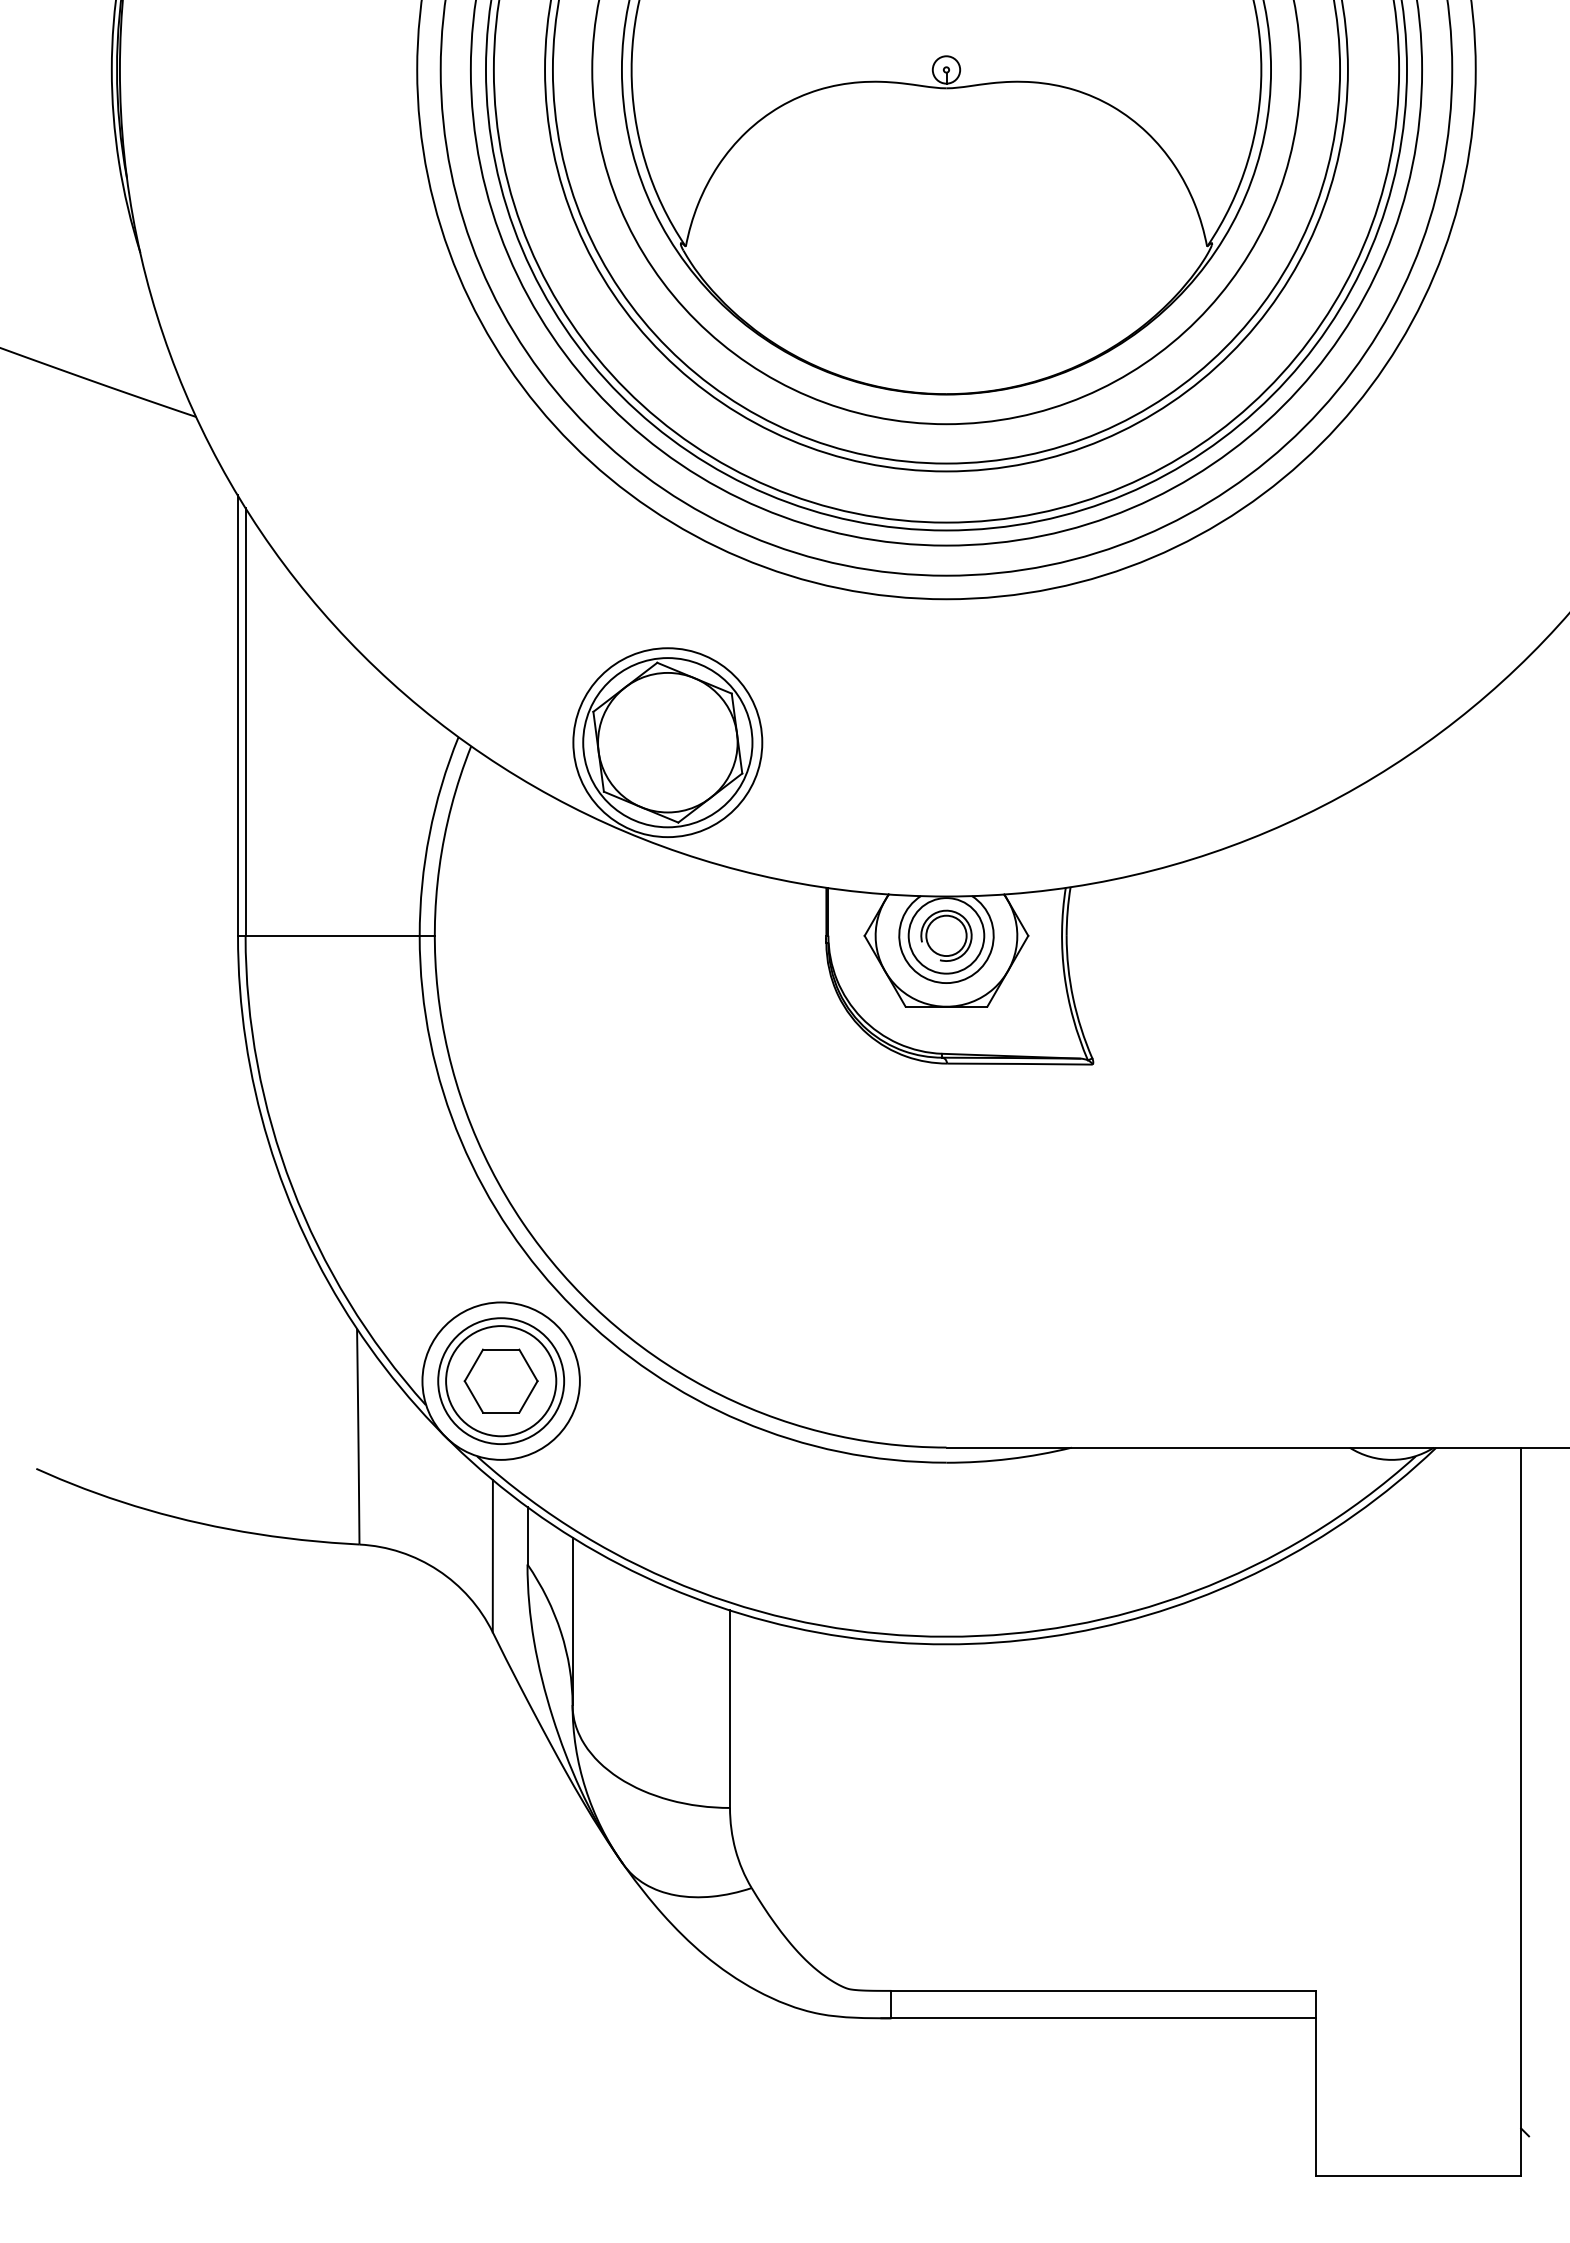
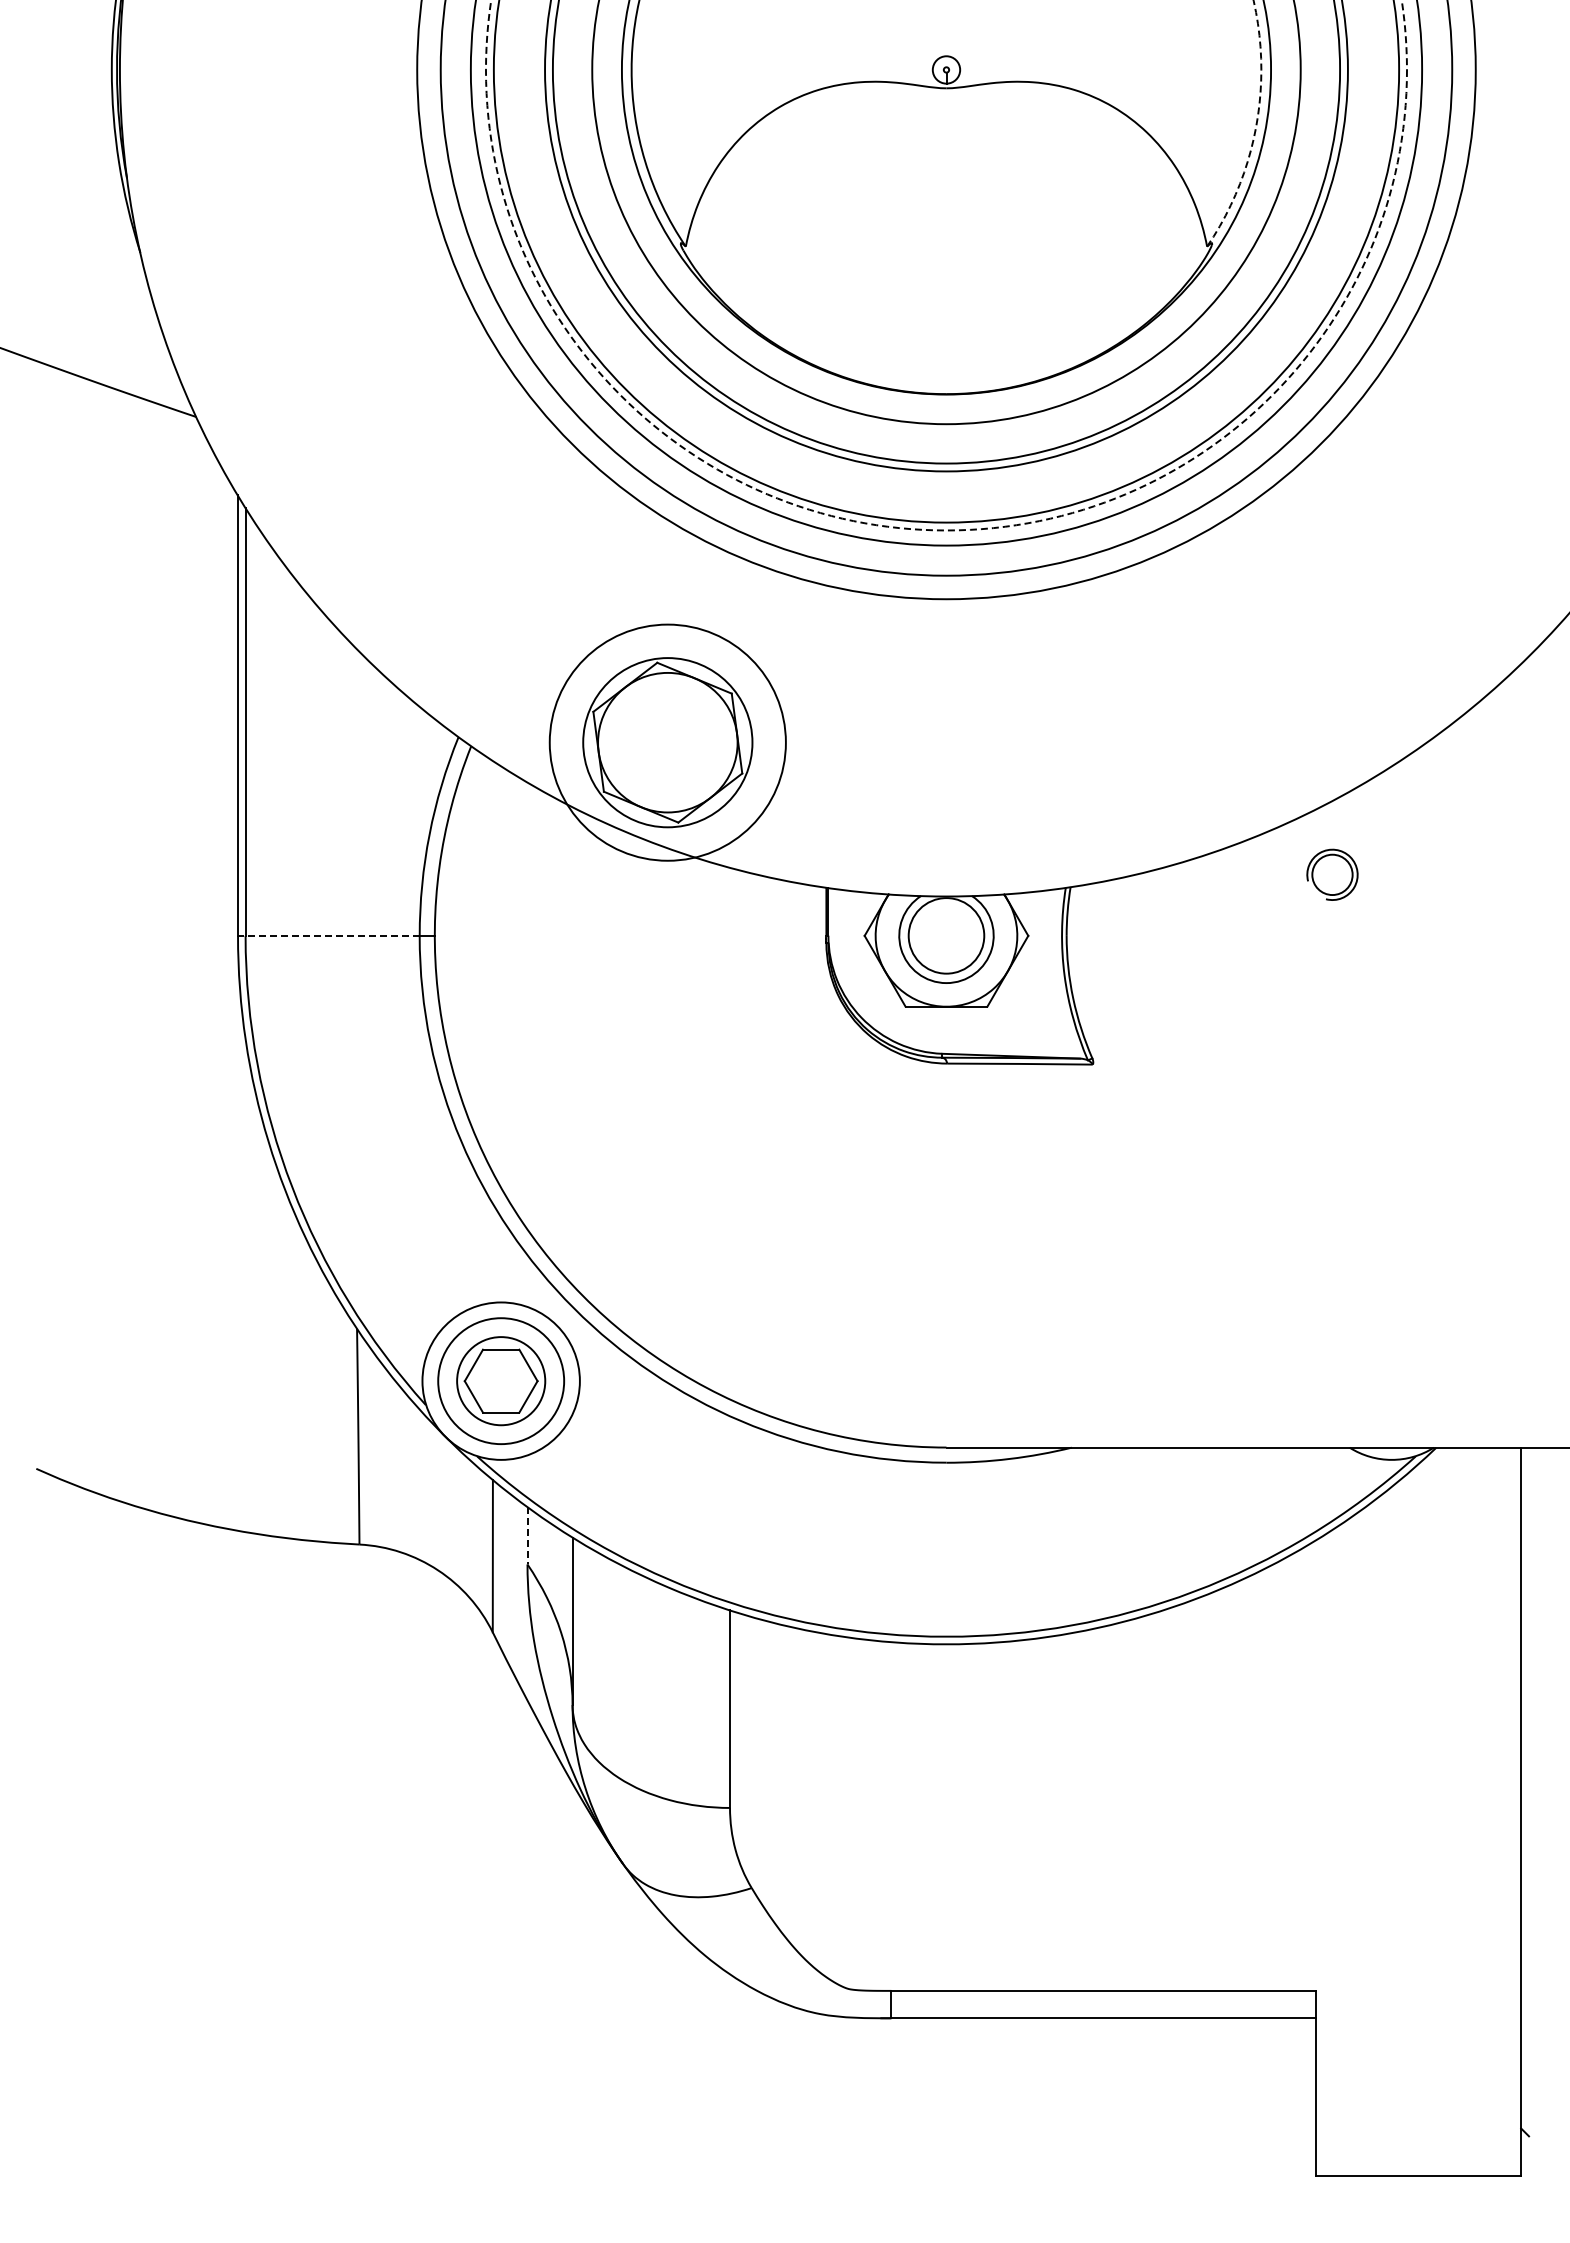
arc: solid -> dashed (1256, 126)
circle: solid -> dashed (946, 265)
circle diameter: 189 px -> 236 px (667, 742)
line: solid -> dashed (328, 935)
part position: (946, 935) -> (1332, 874) (1332, 874)
circle diameter: 110 px -> 88 px (501, 1381)
line: solid -> dashed (527, 1535)
